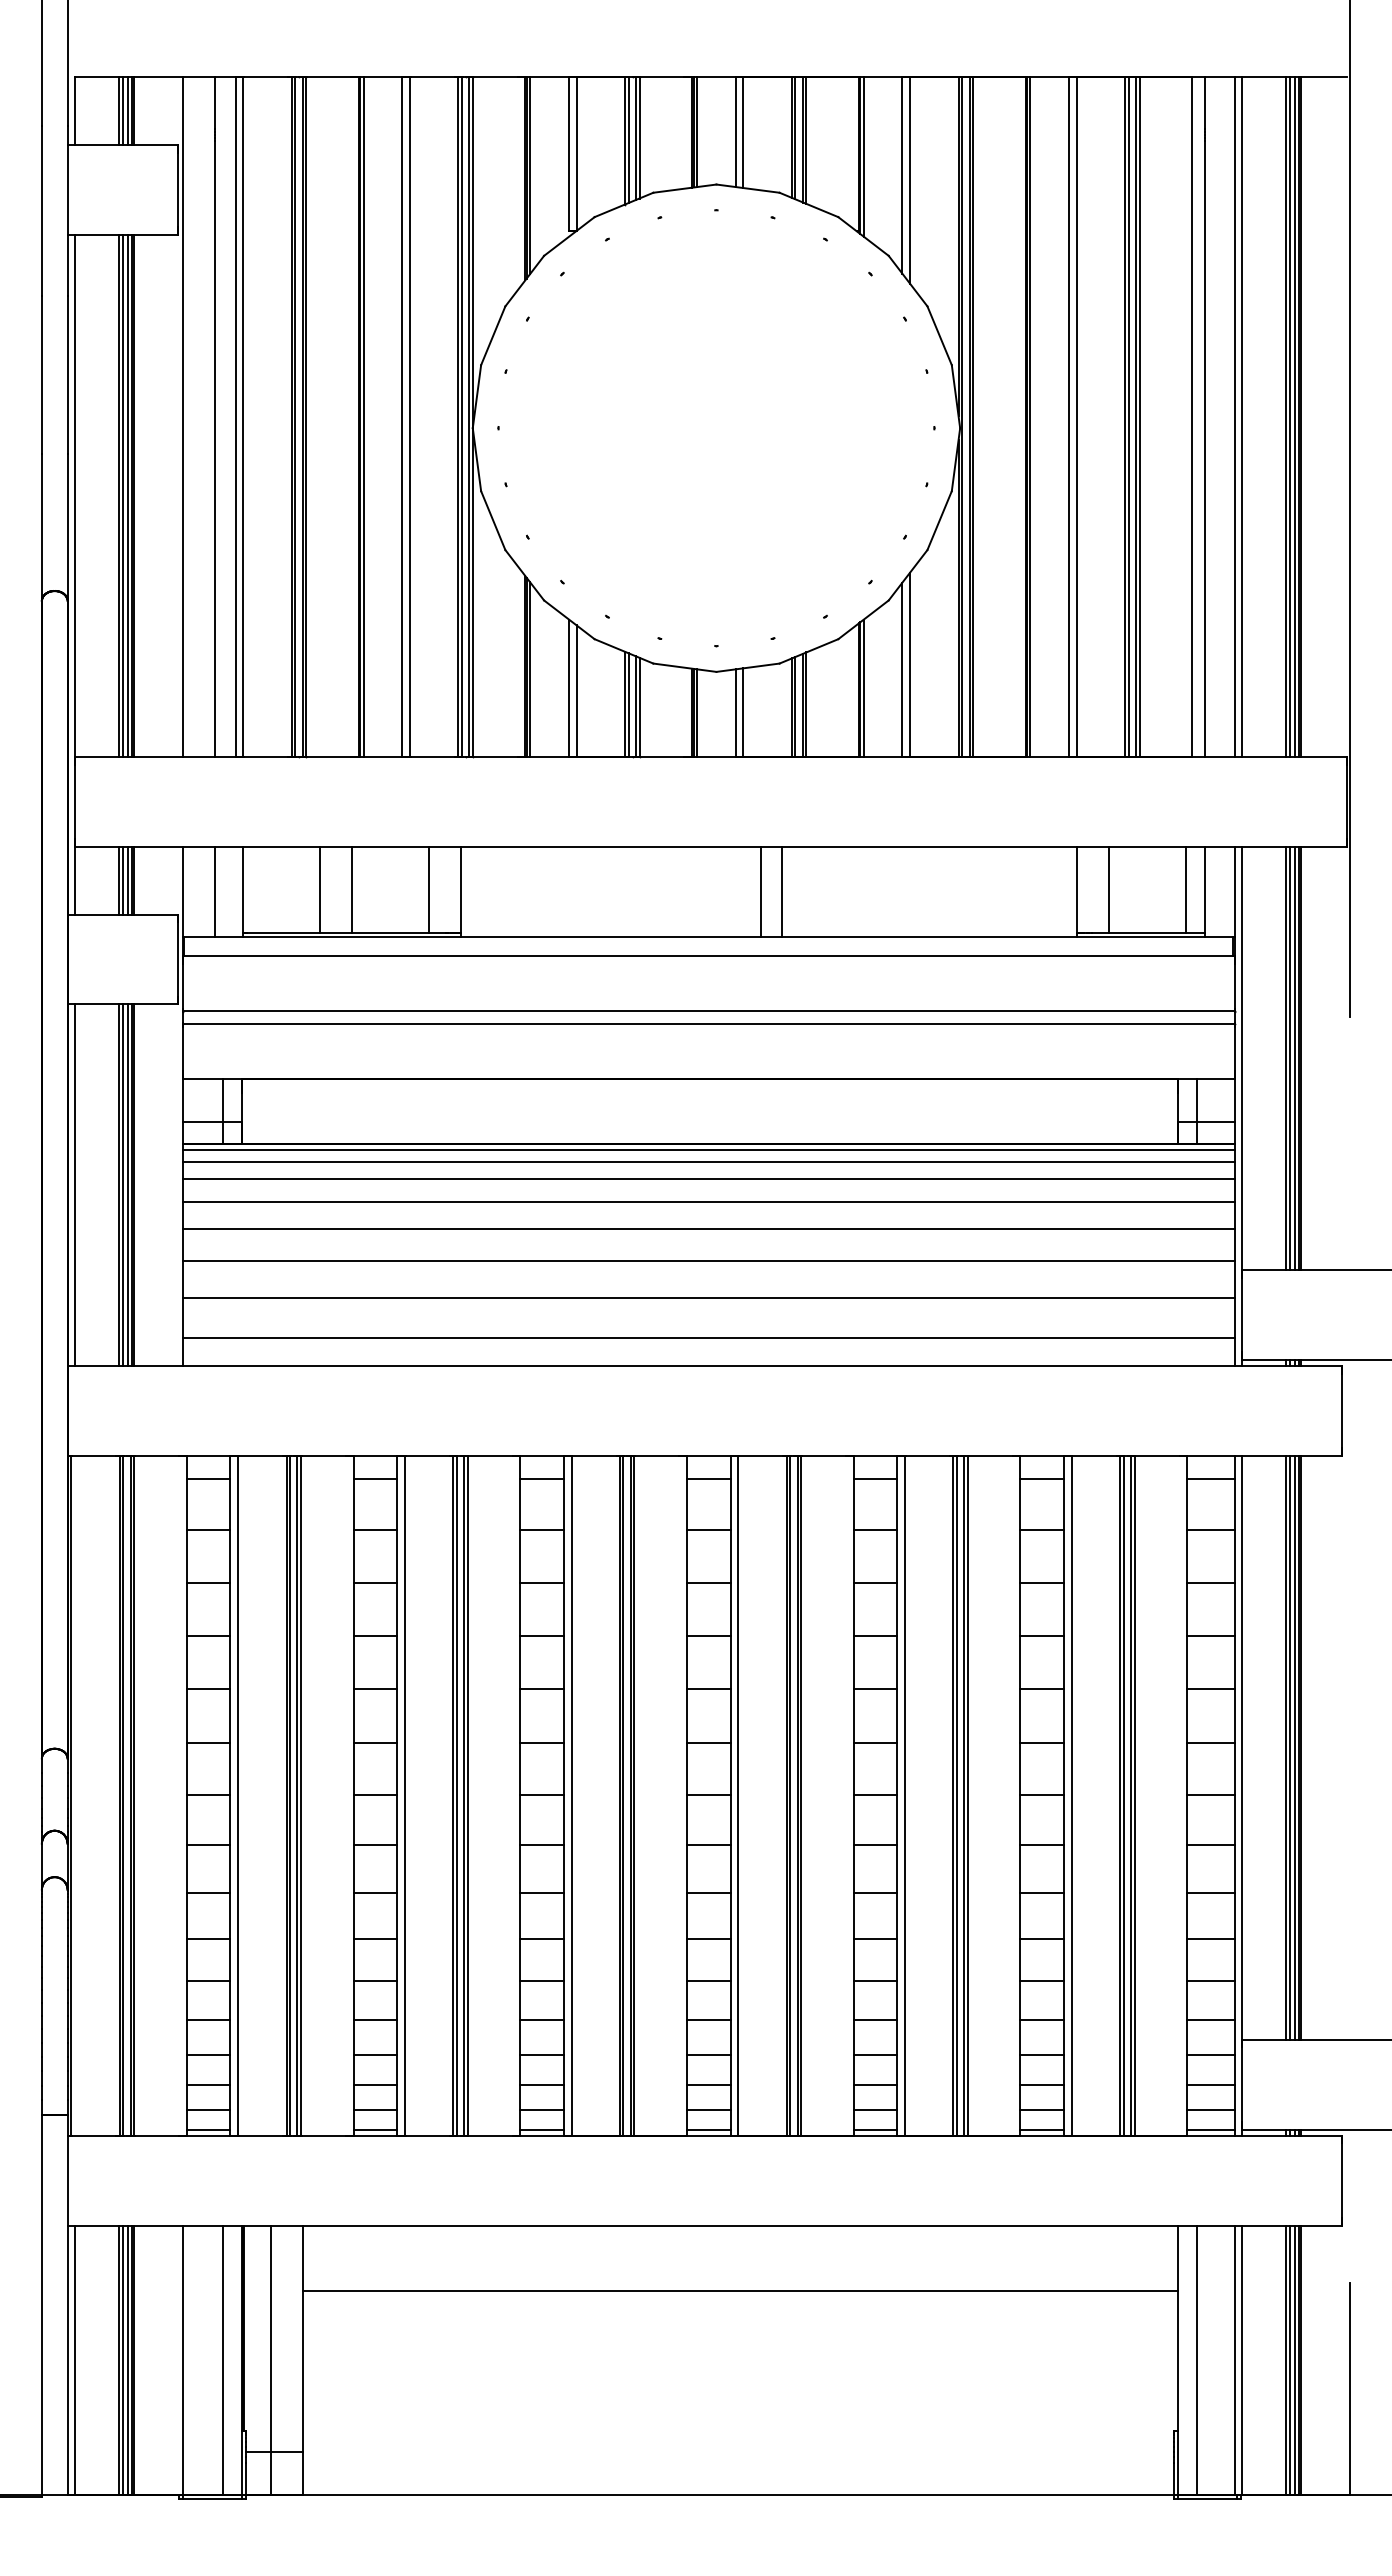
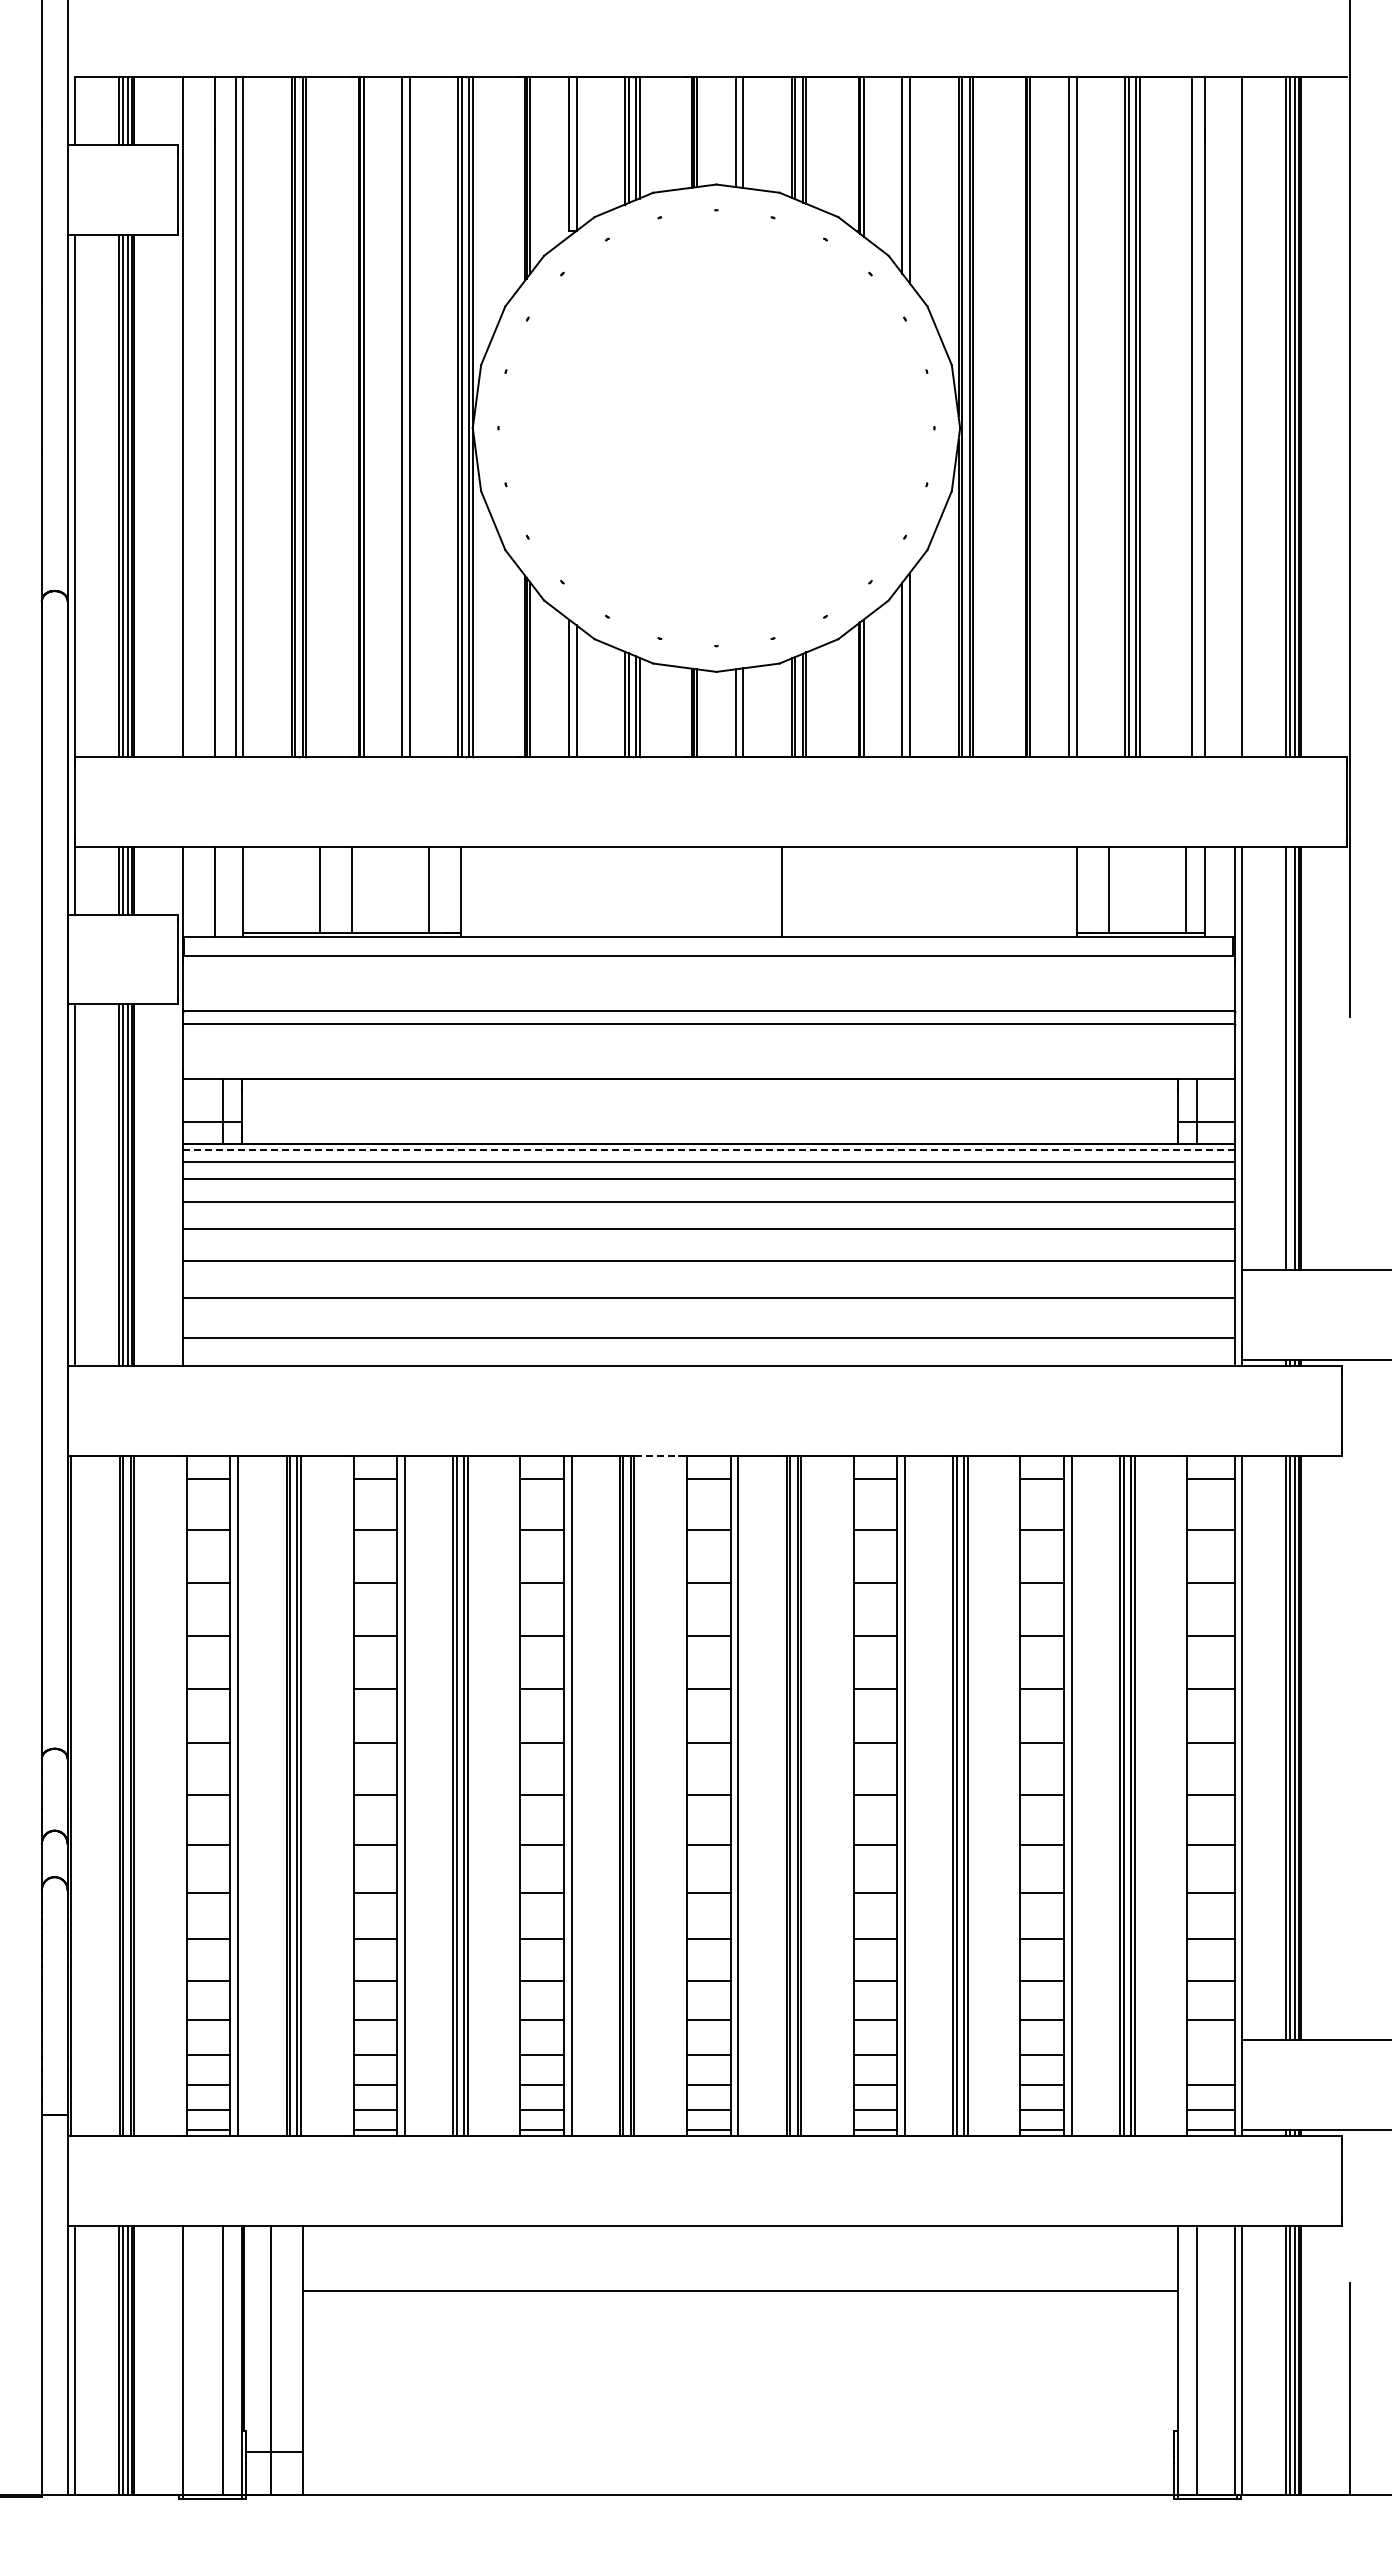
line: present -> none (1234, 417)
line: present -> none (761, 891)
line: present -> none (1289, 1058)
line: solid -> dashed (708, 1150)
line: solid -> dashed (657, 1456)
line: present -> none (1210, 2054)
